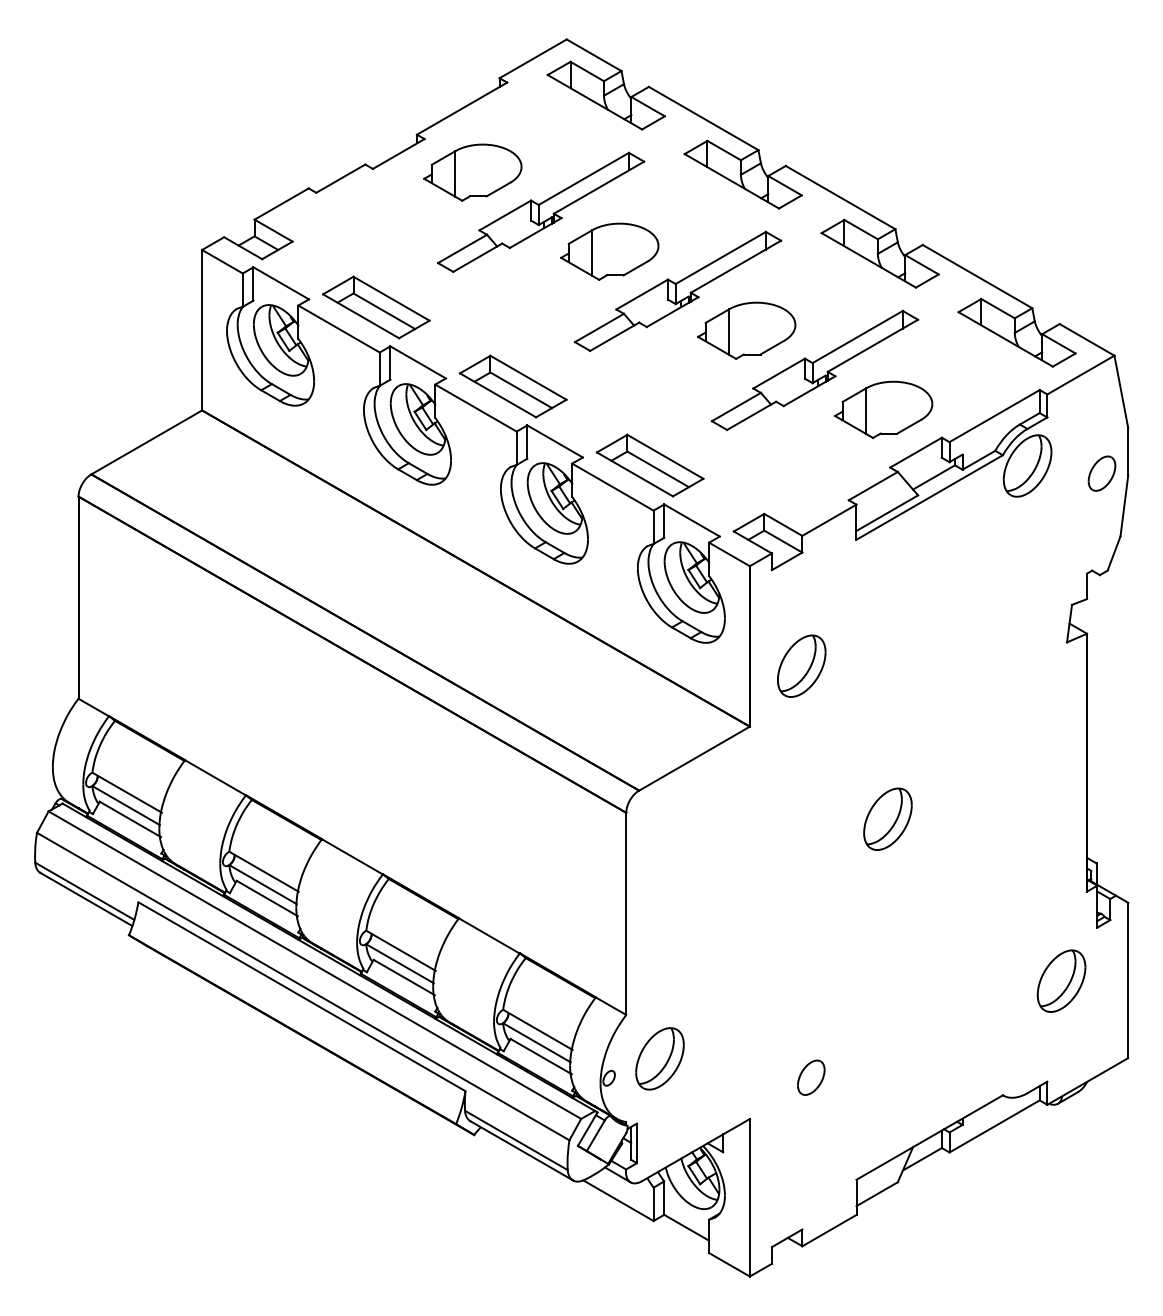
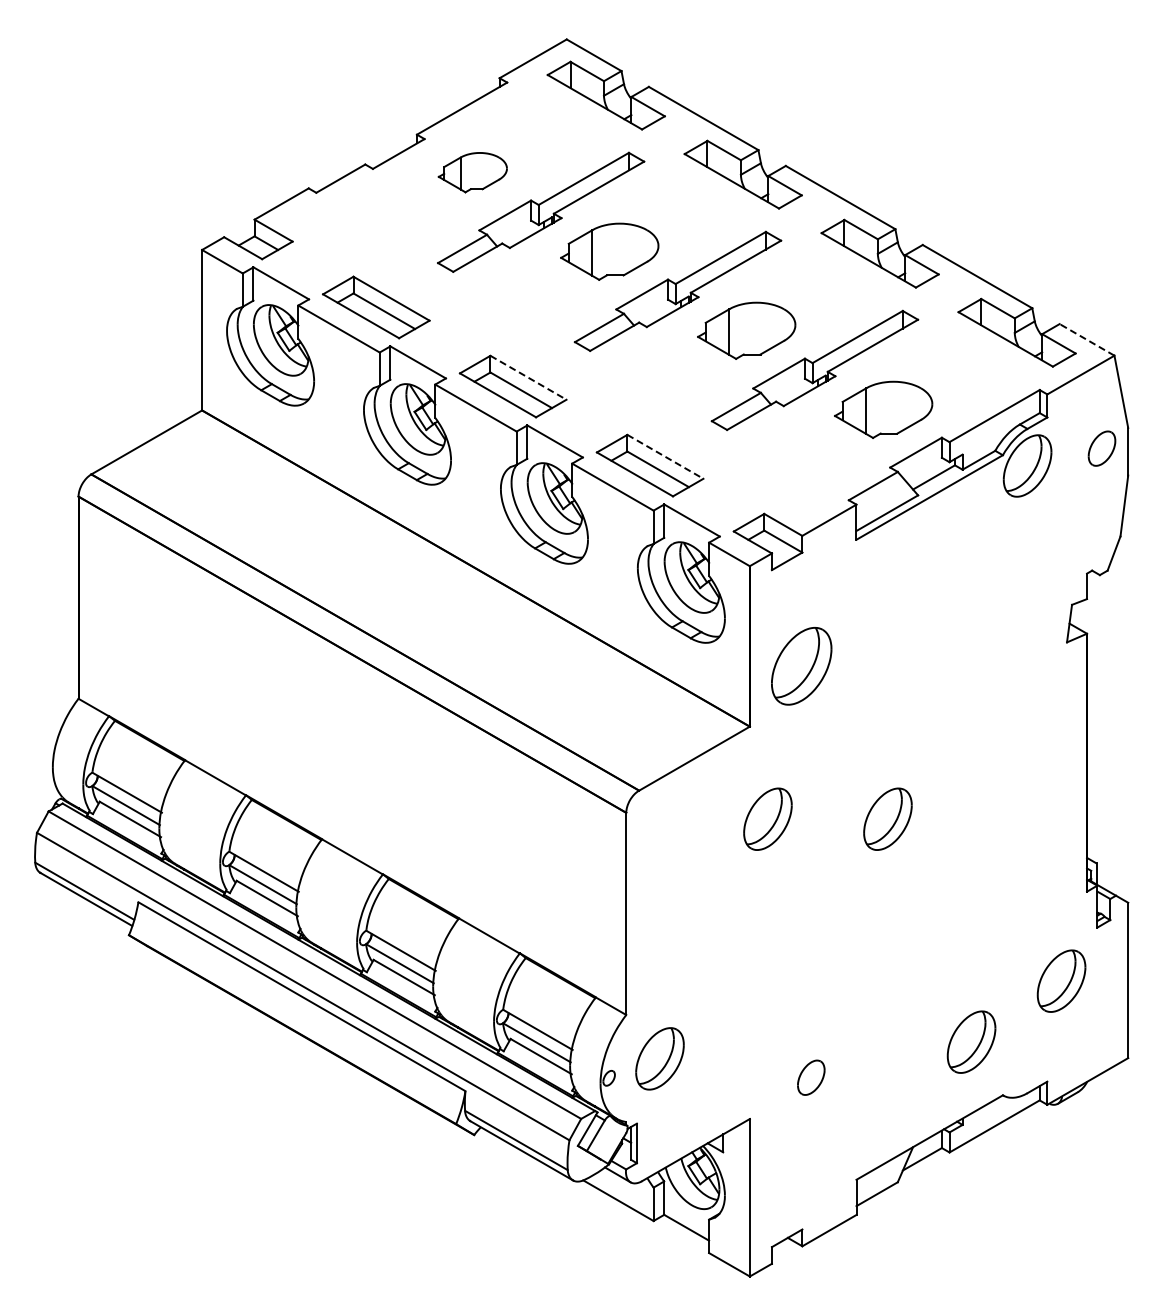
part size: 100x59 px -> 71x42 px (472, 172)
line: solid -> dashed (1087, 339)
line: solid -> dashed (528, 377)
line: solid -> dashed (665, 456)
part position: (1101, 473) -> (1101, 448) (1101, 448)
part size: 50x64 px -> 62x79 px (801, 666)
part: none -> present (767, 818)
part: none -> present (971, 1041)
